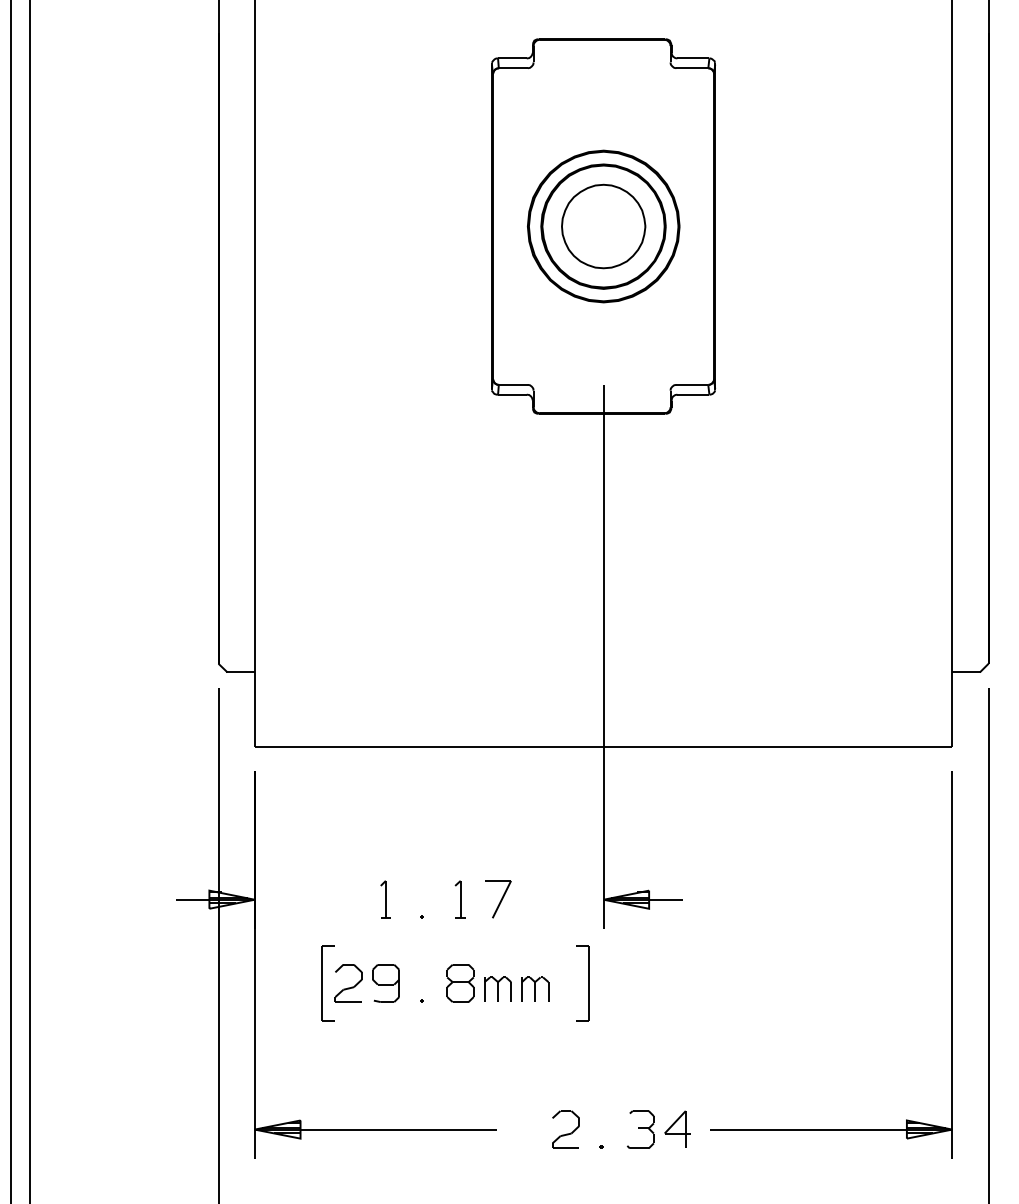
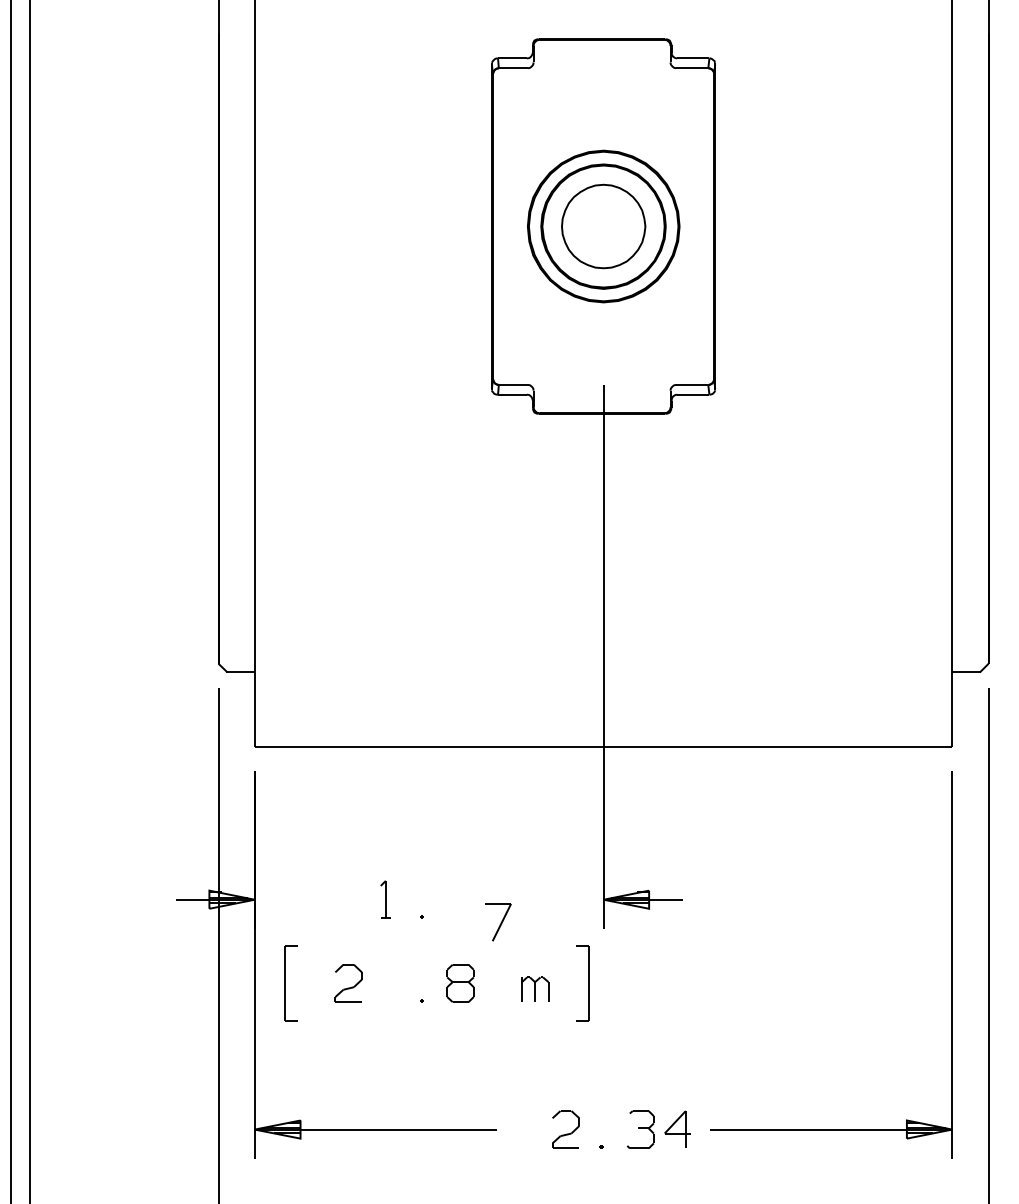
part: present -> none (459, 899)
part position: (498, 899) -> (498, 922) (498, 922)
part position: (327, 983) -> (290, 983) (290, 983)
part: present -> none (385, 983)
part: present -> none (497, 988)
